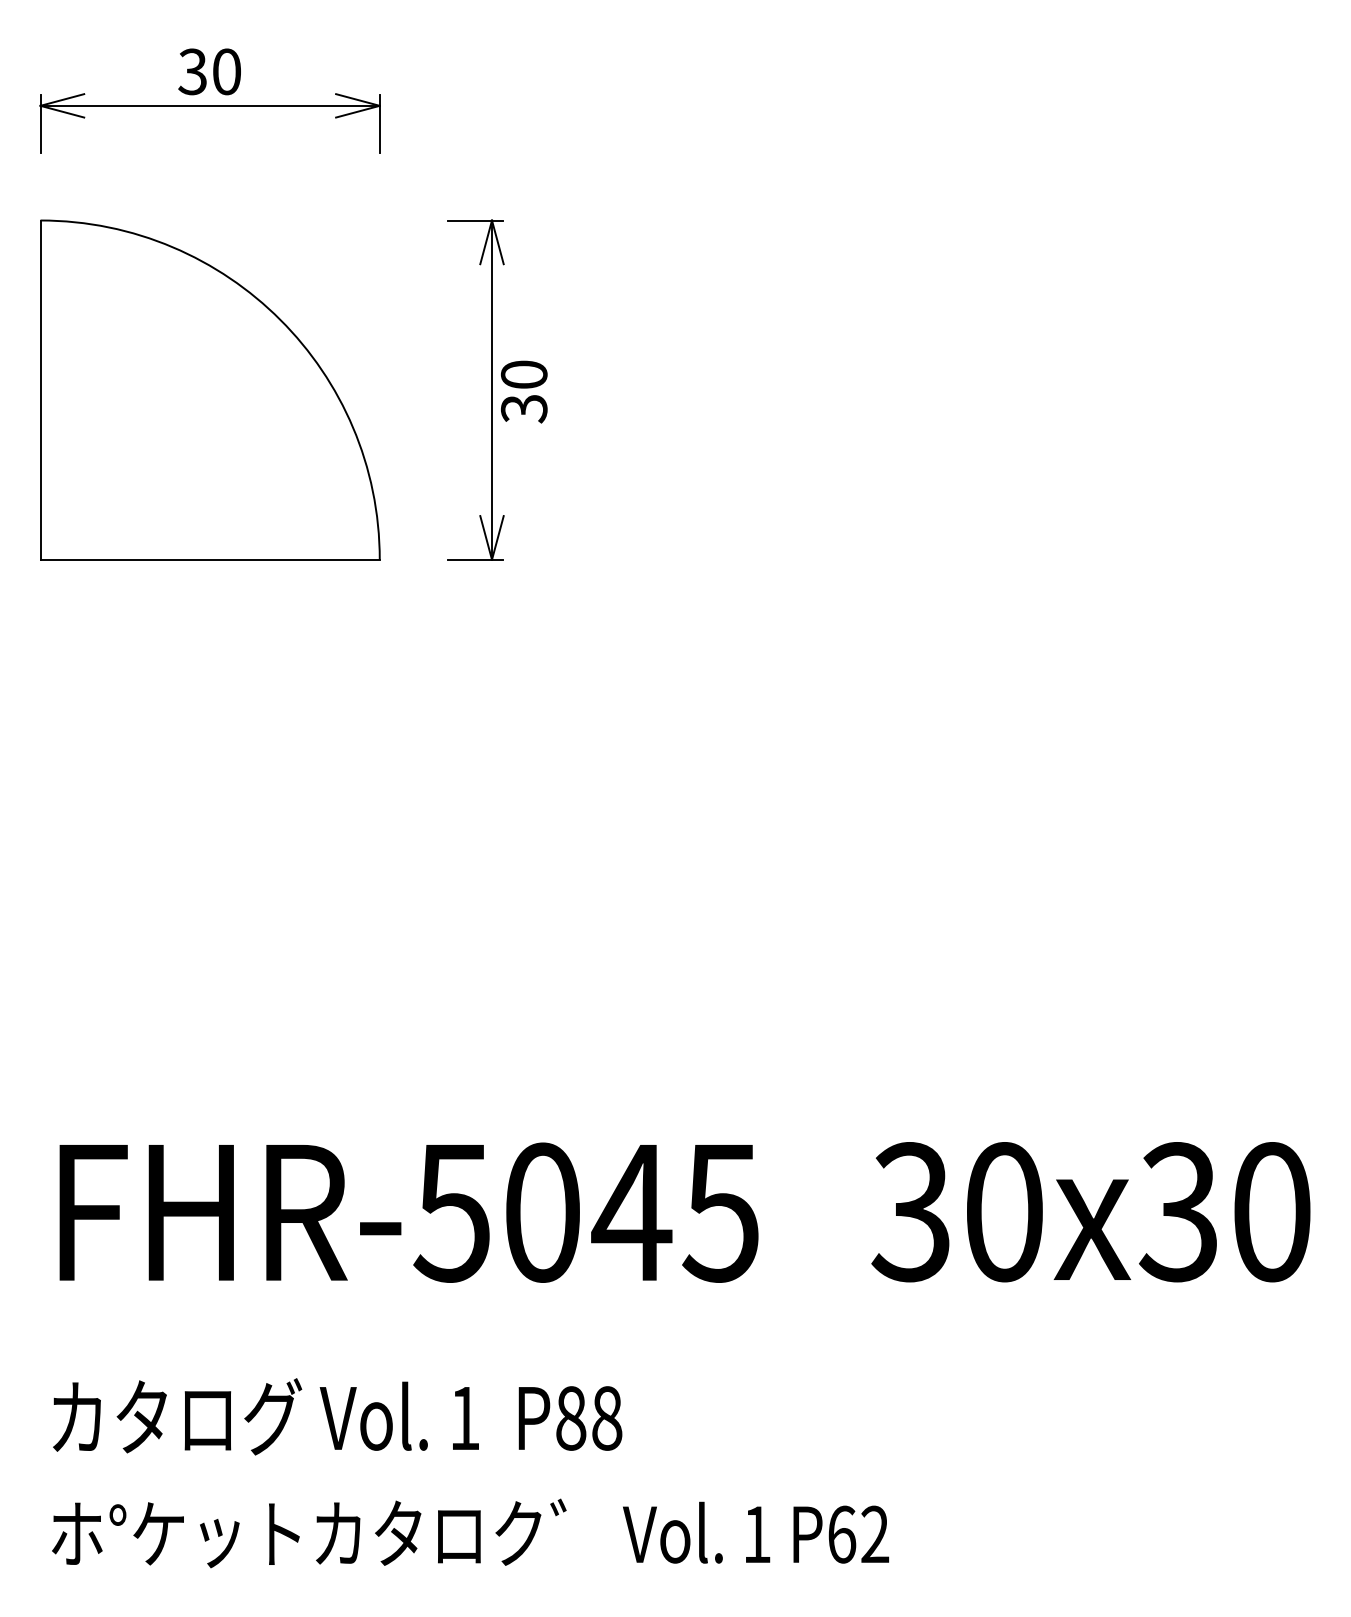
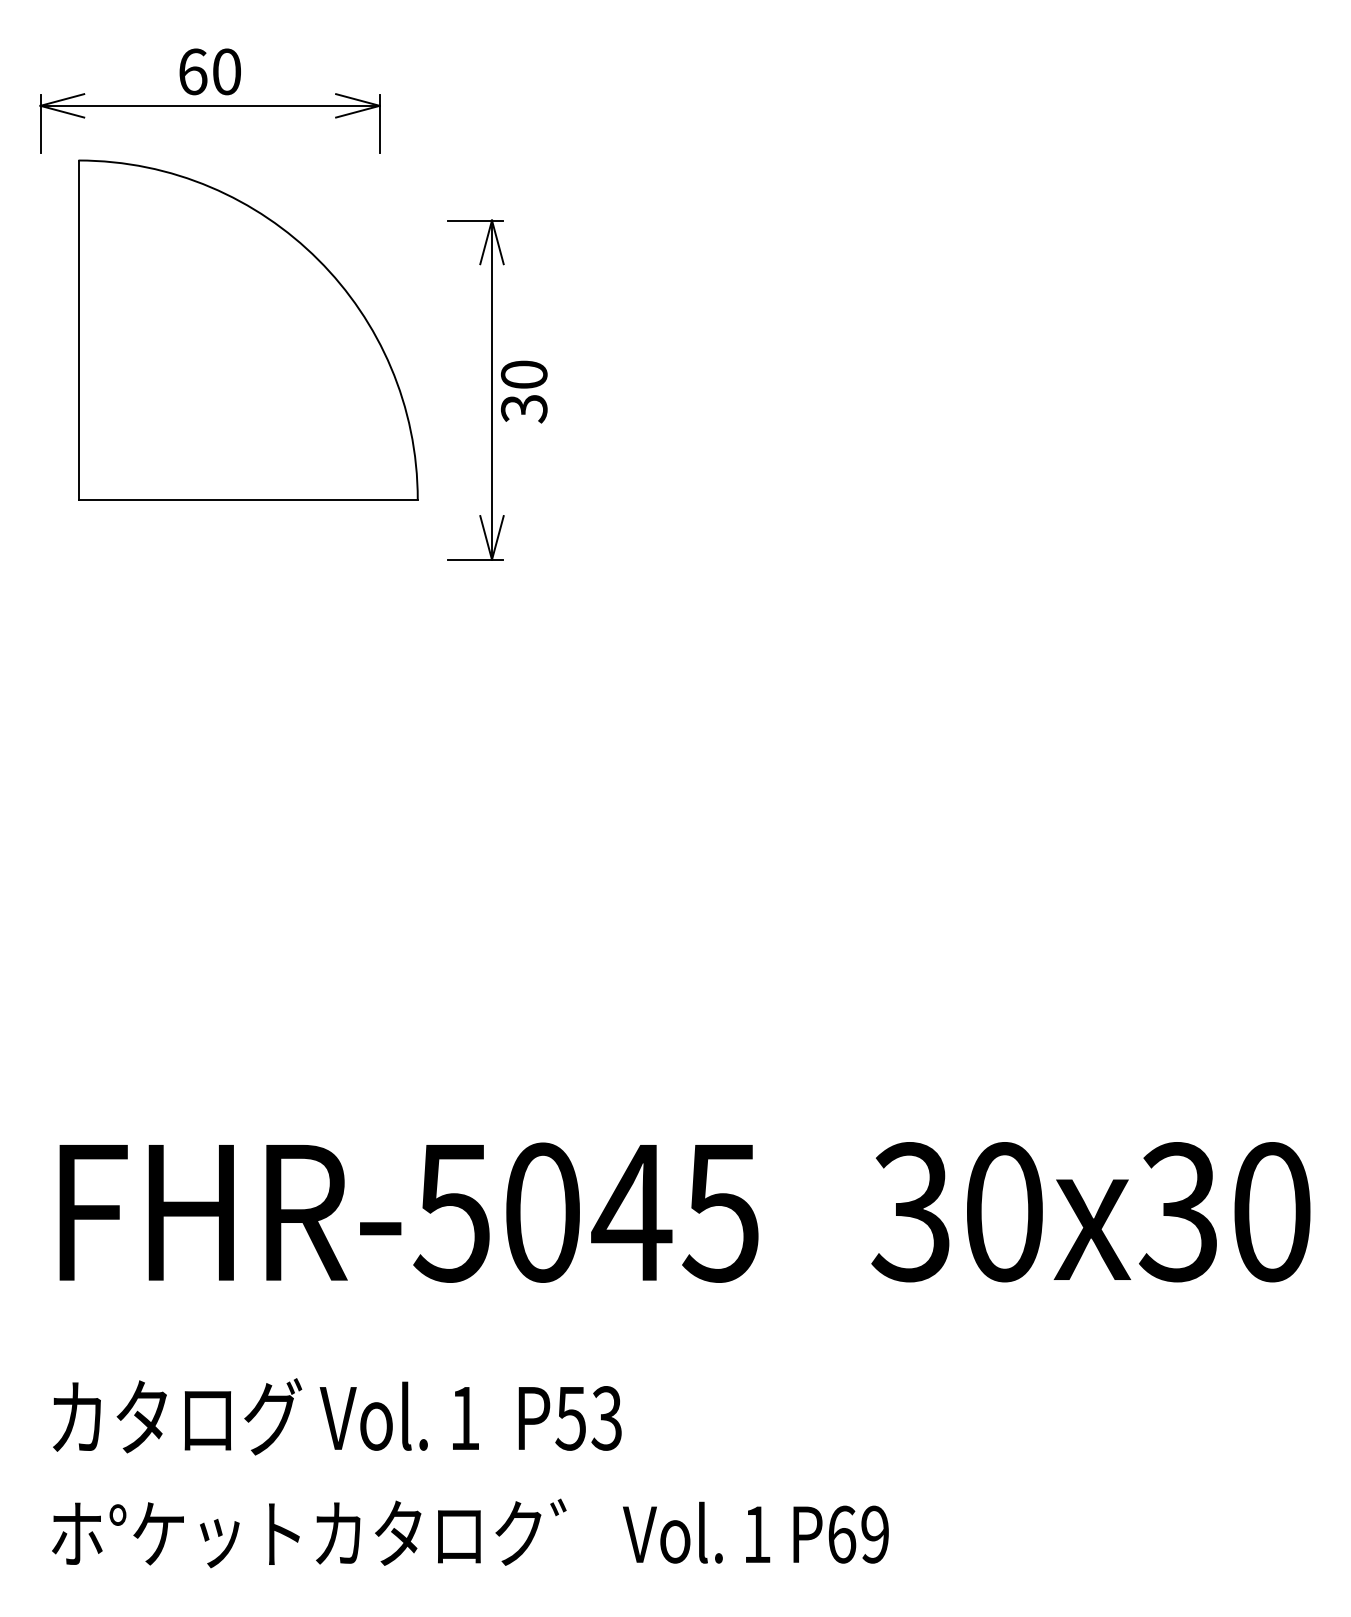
text: 30 -> 60 (192, 71)
part position: (210, 389) -> (248, 329) (248, 329)
text: P88 -> P53 (588, 1418)
text: P62 -> P69 (875, 1534)
